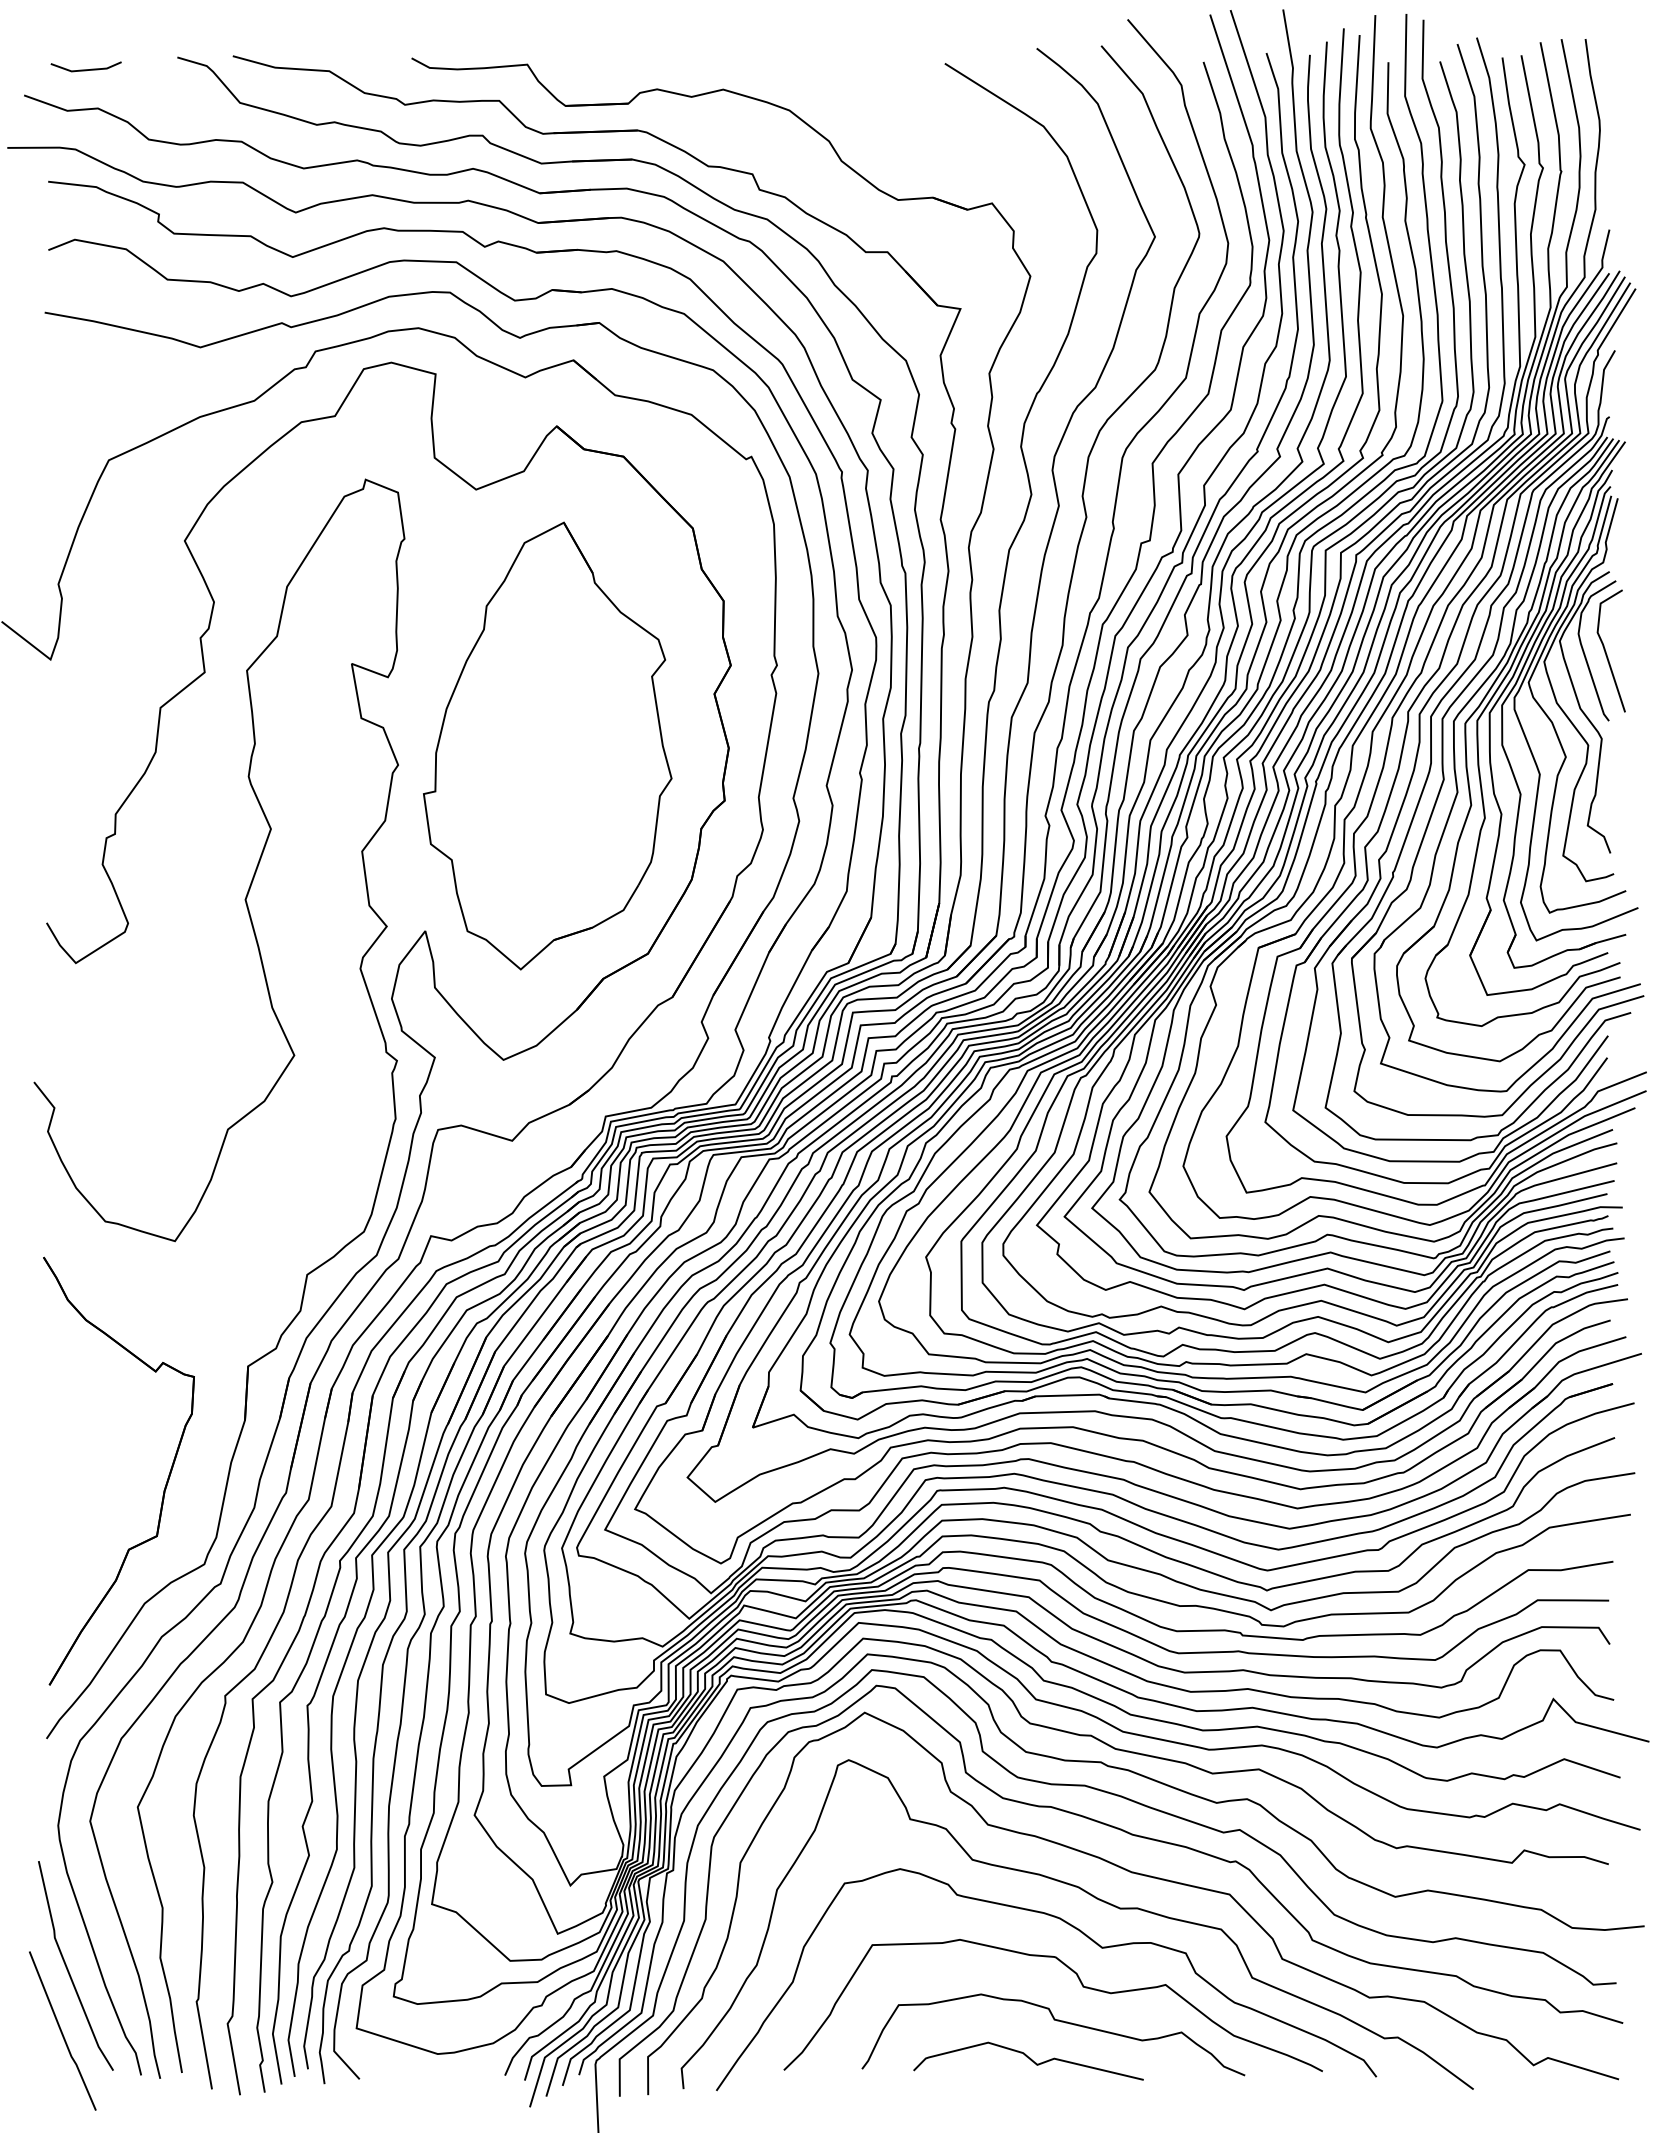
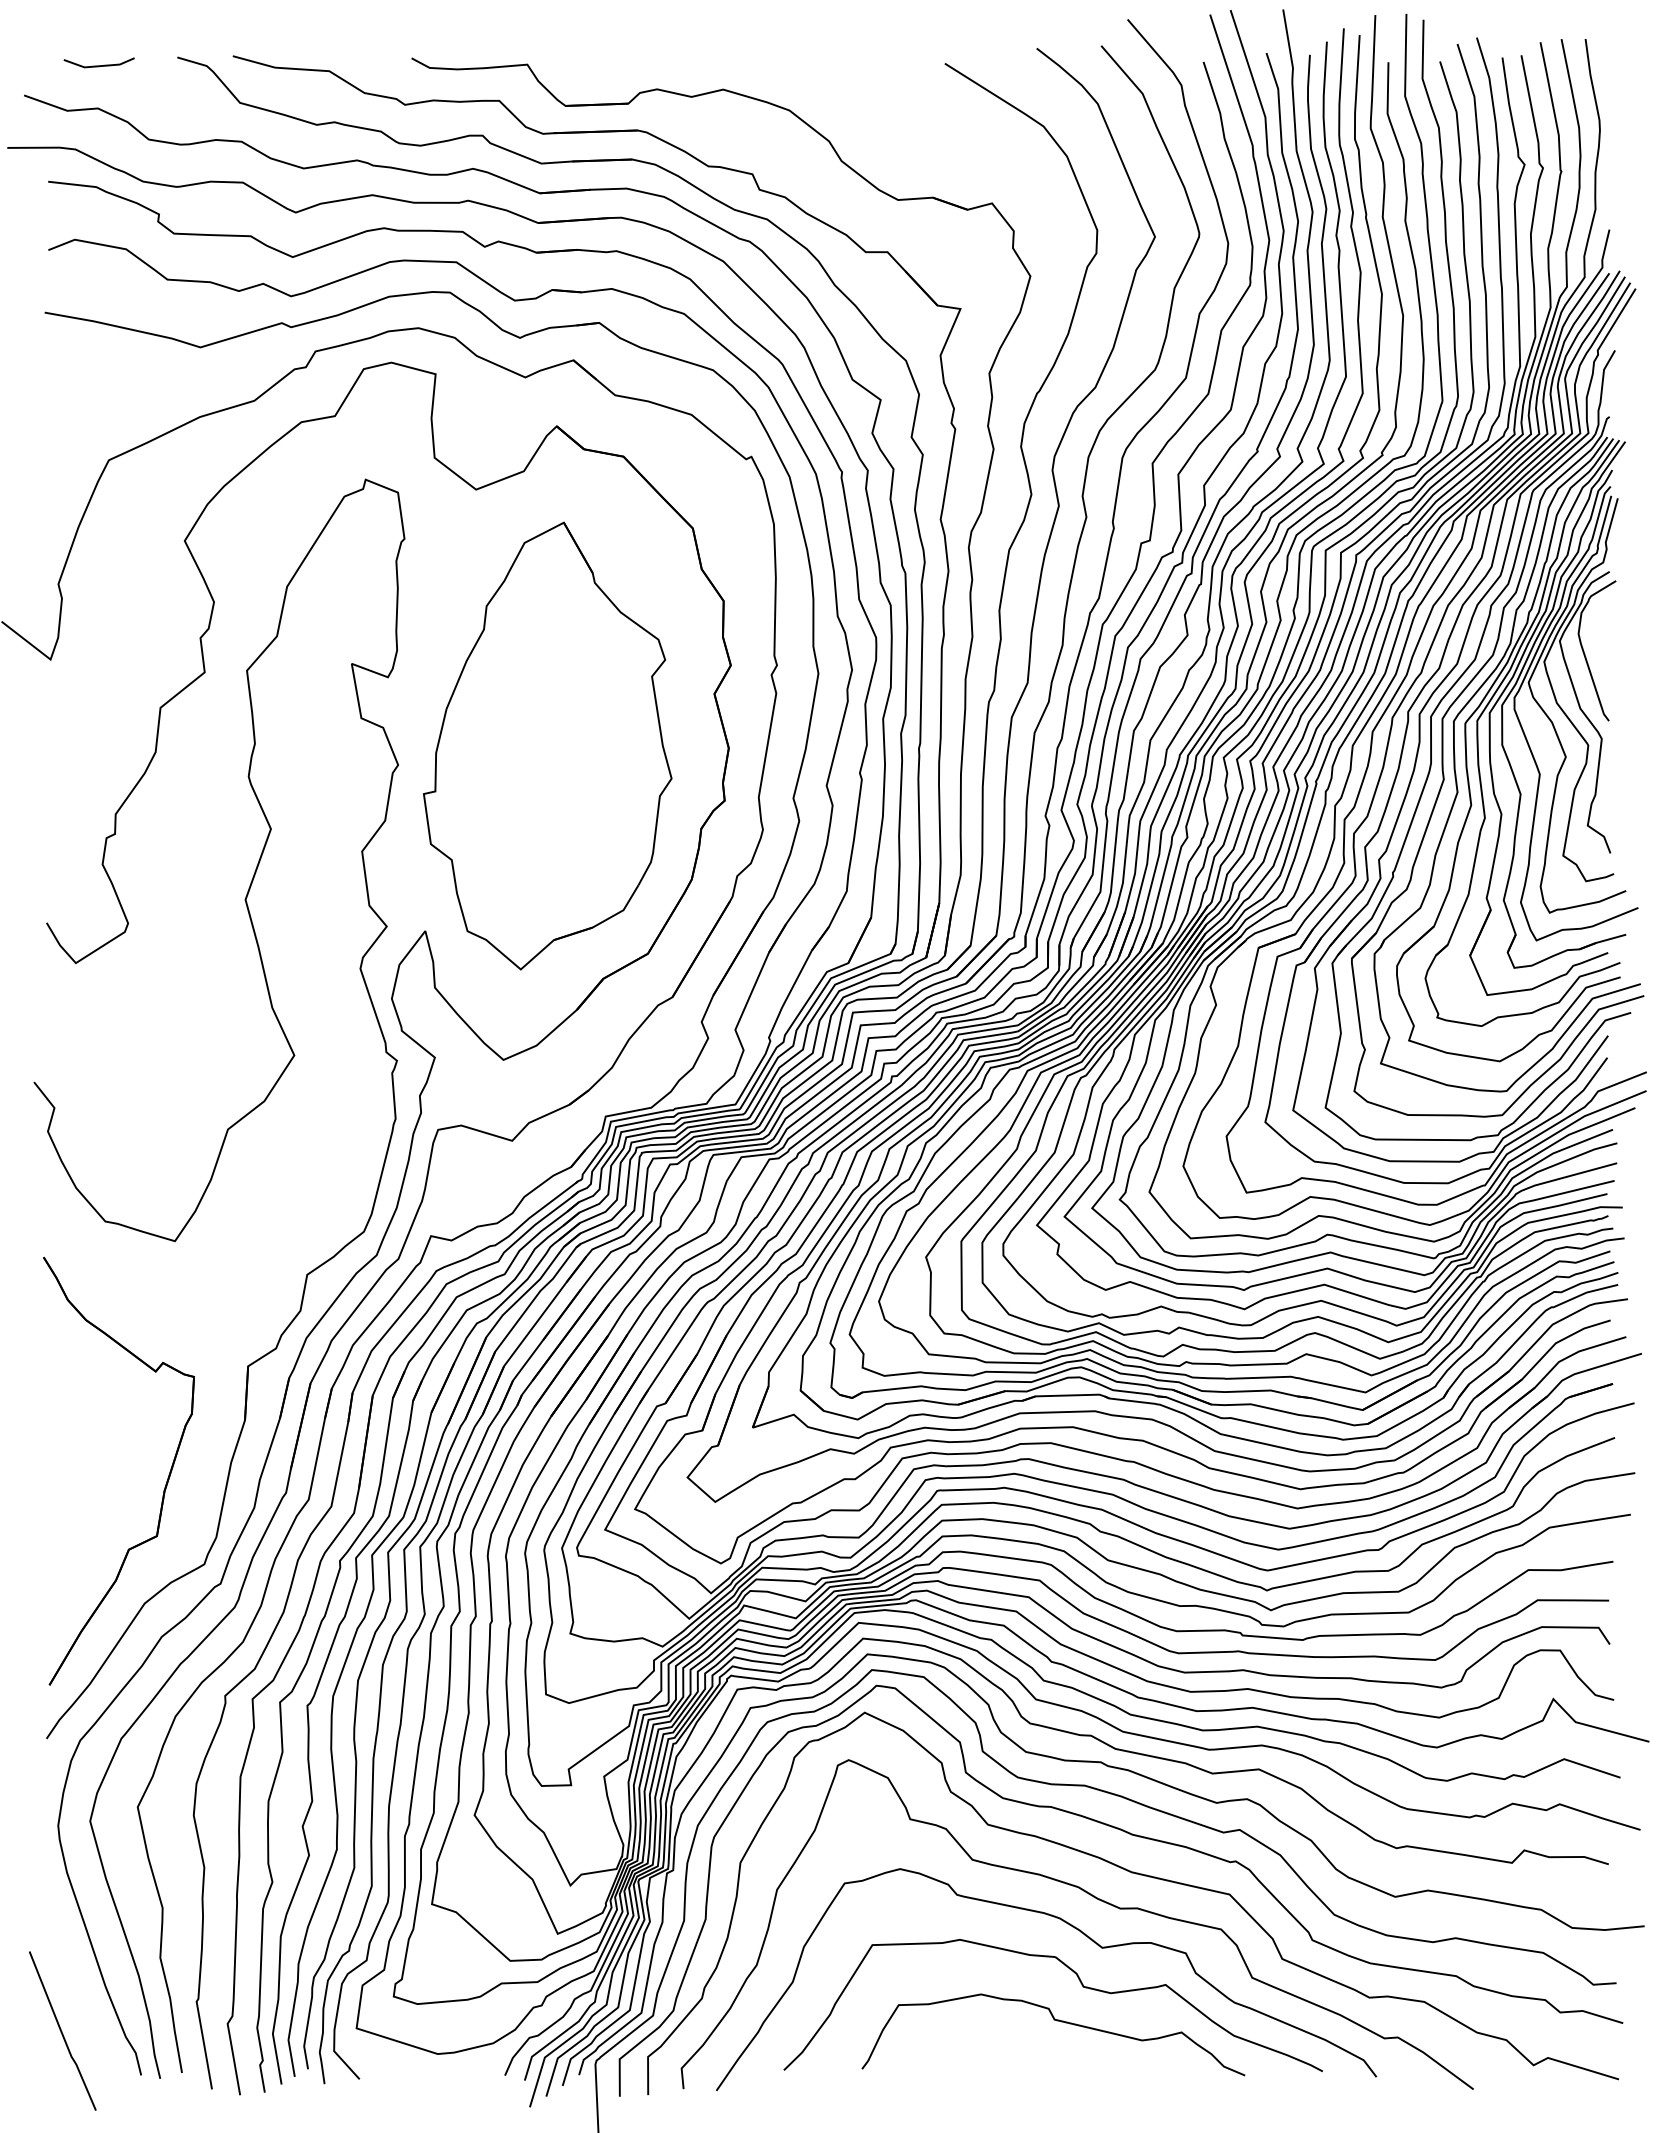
line position: (85, 69) -> (98, 65) (98, 65)
line: present -> none (1606, 651)
curve: present -> none (68, 1968)
curve: present -> none (1029, 2059)
